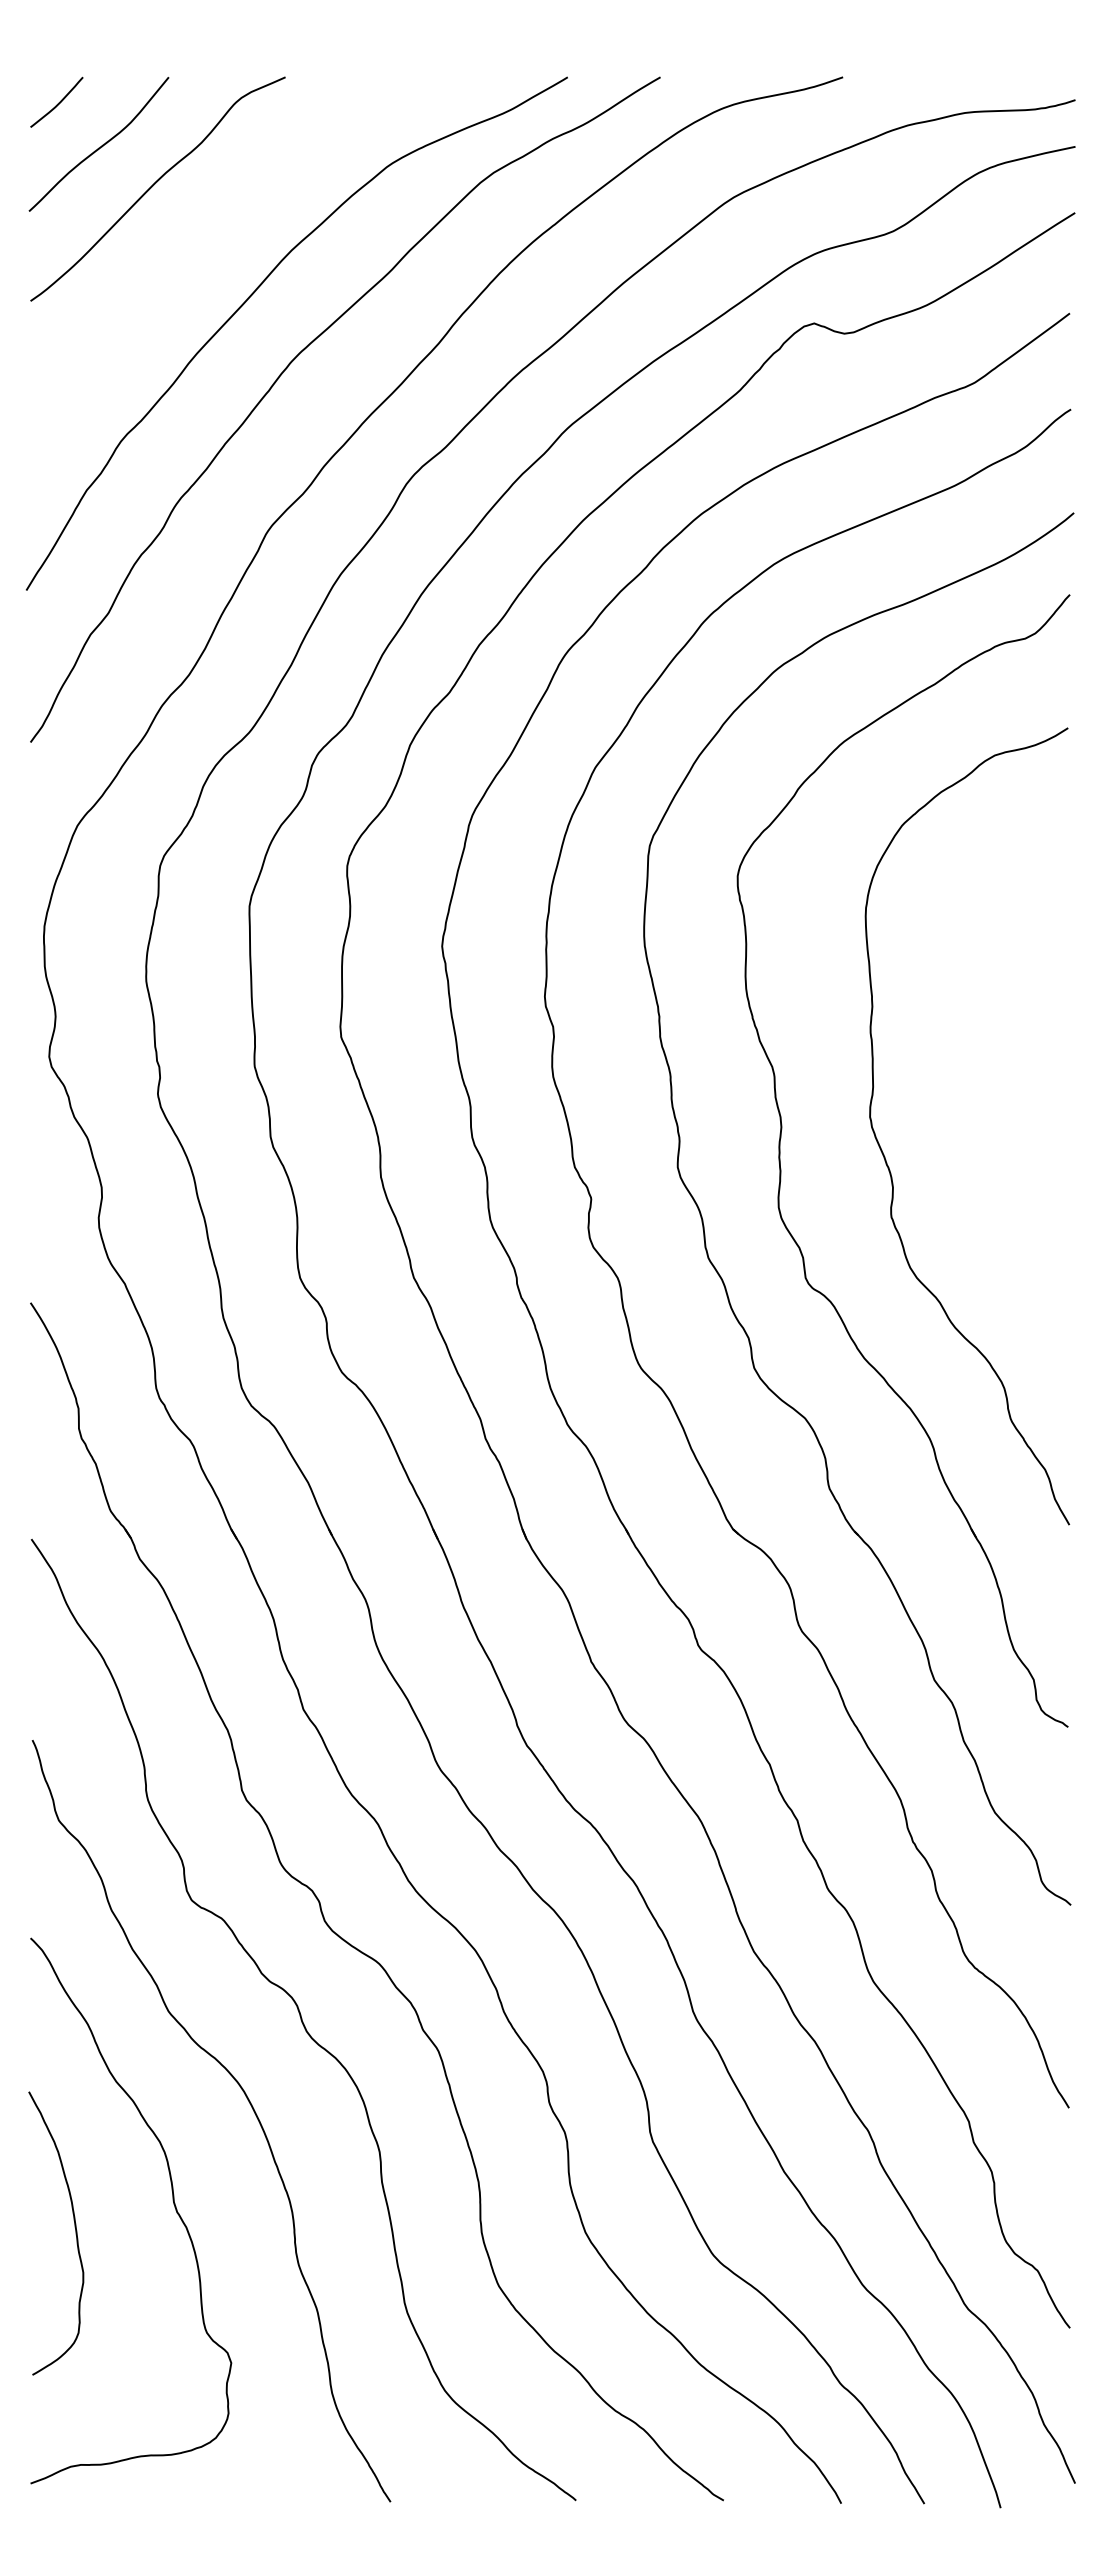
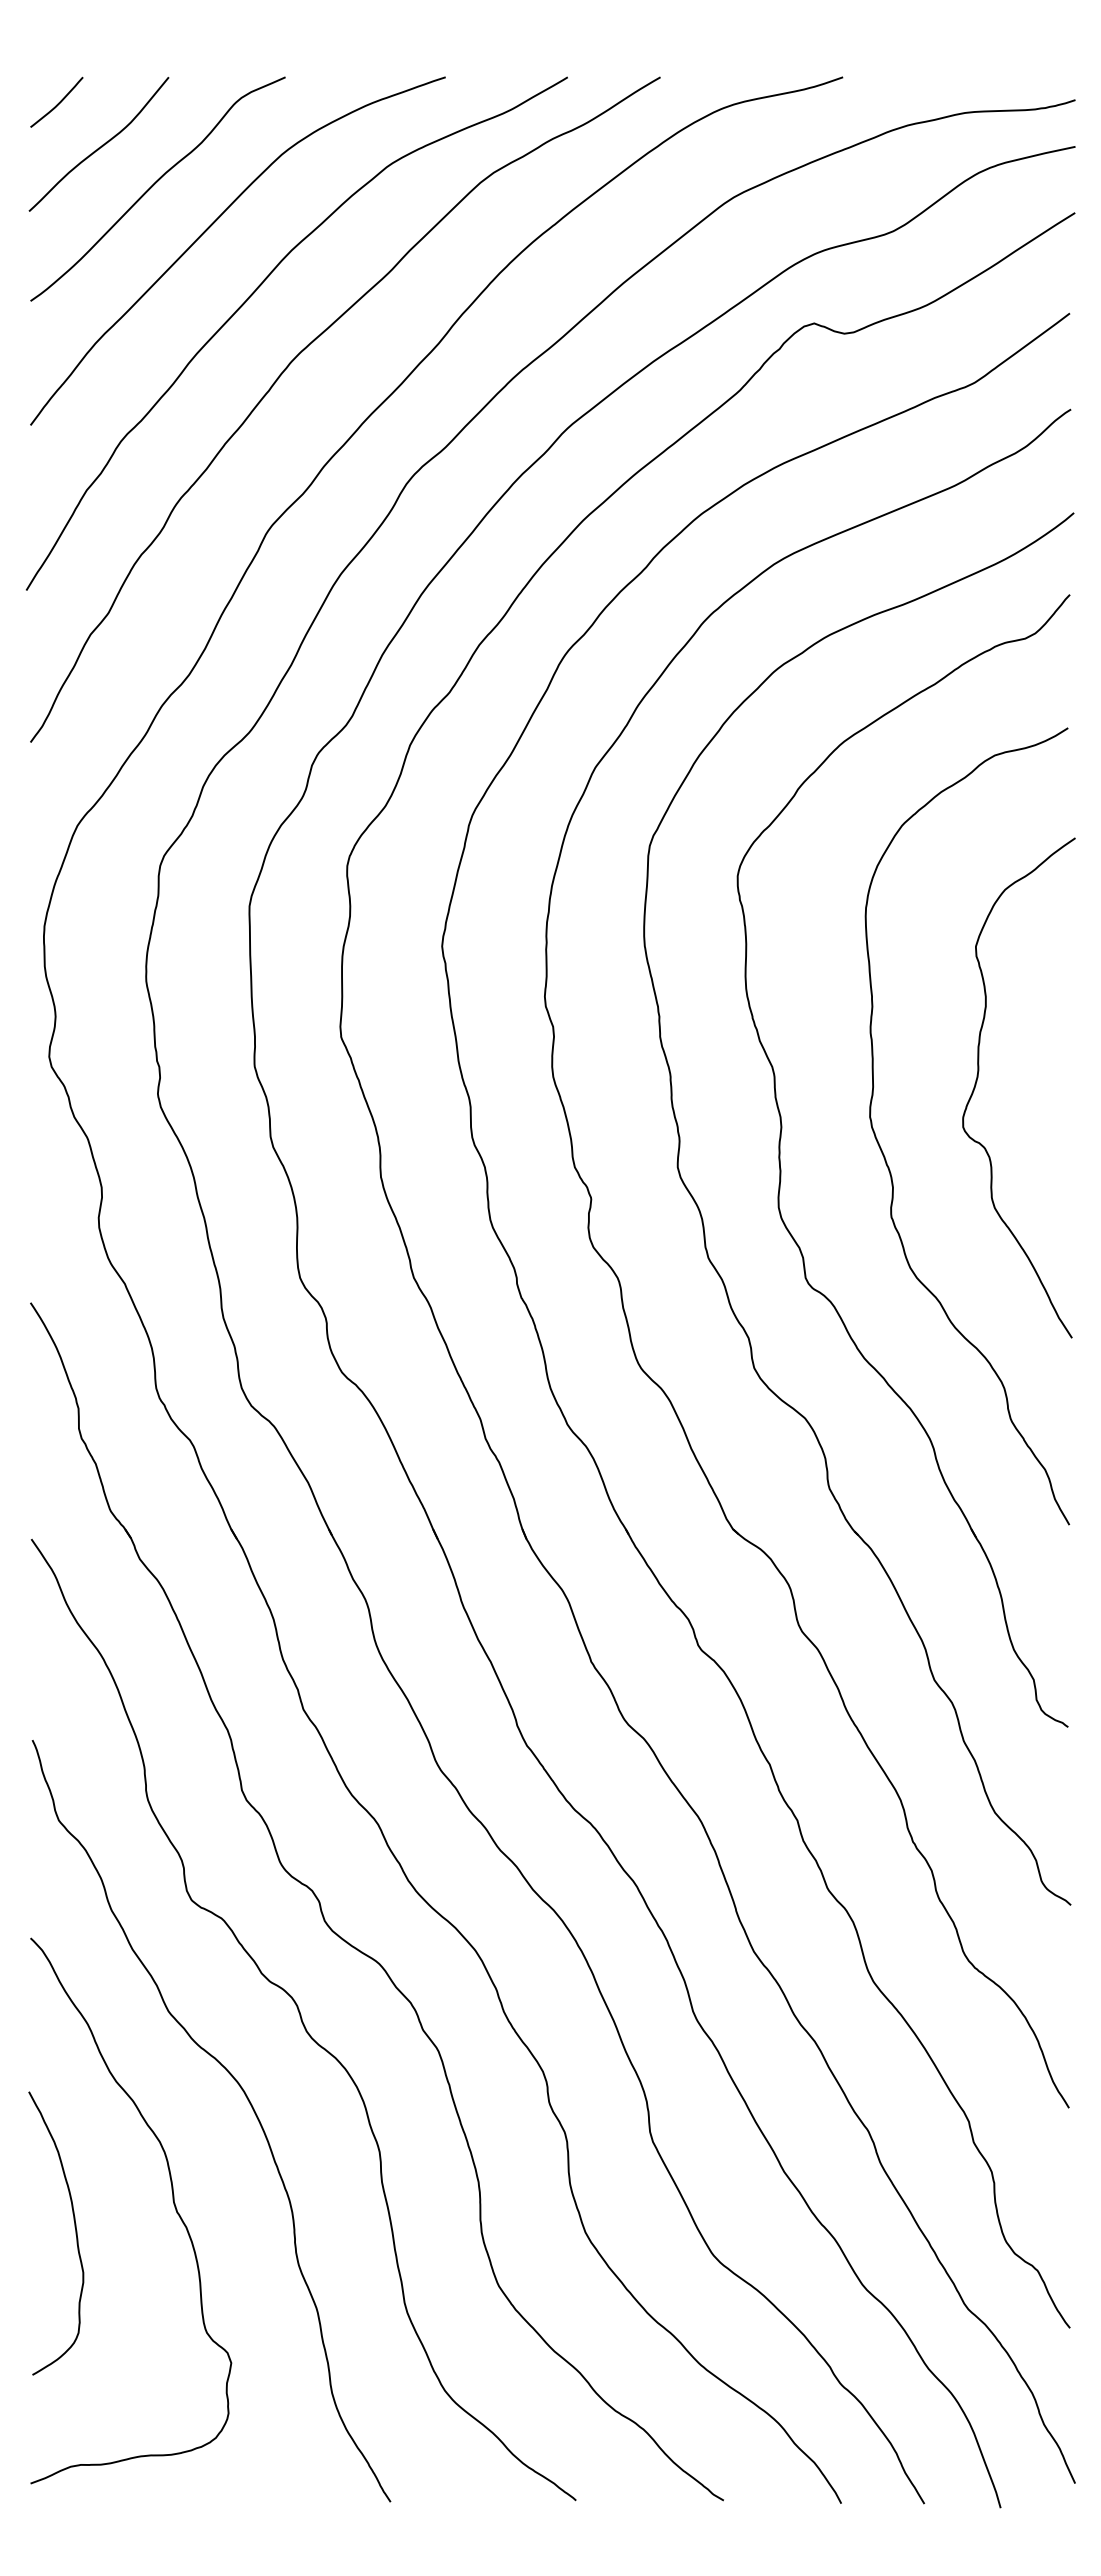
curve: none -> present (212, 225)
curve: none -> present (978, 1078)
